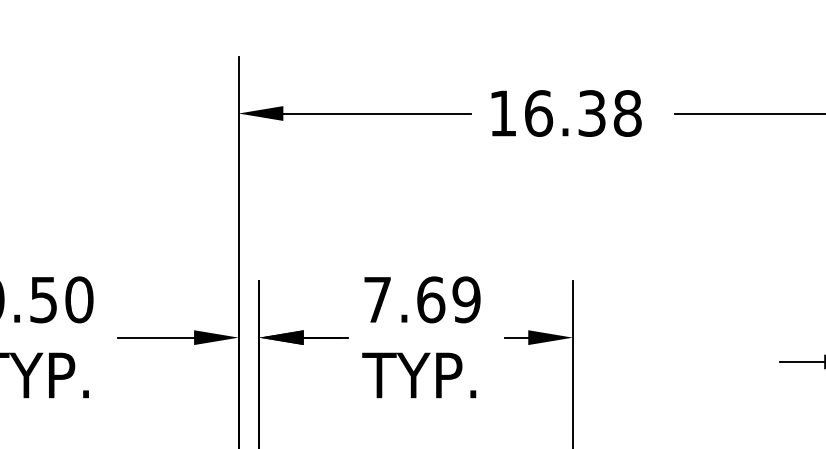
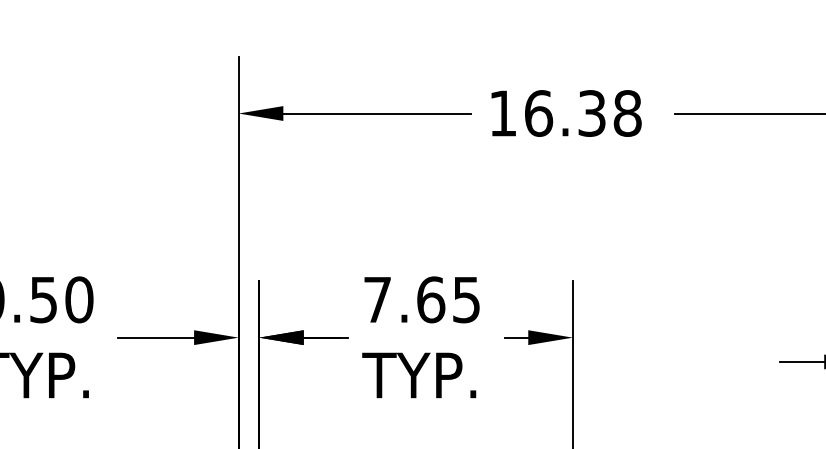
text: 7.69 -> 7.65 (466, 299)
